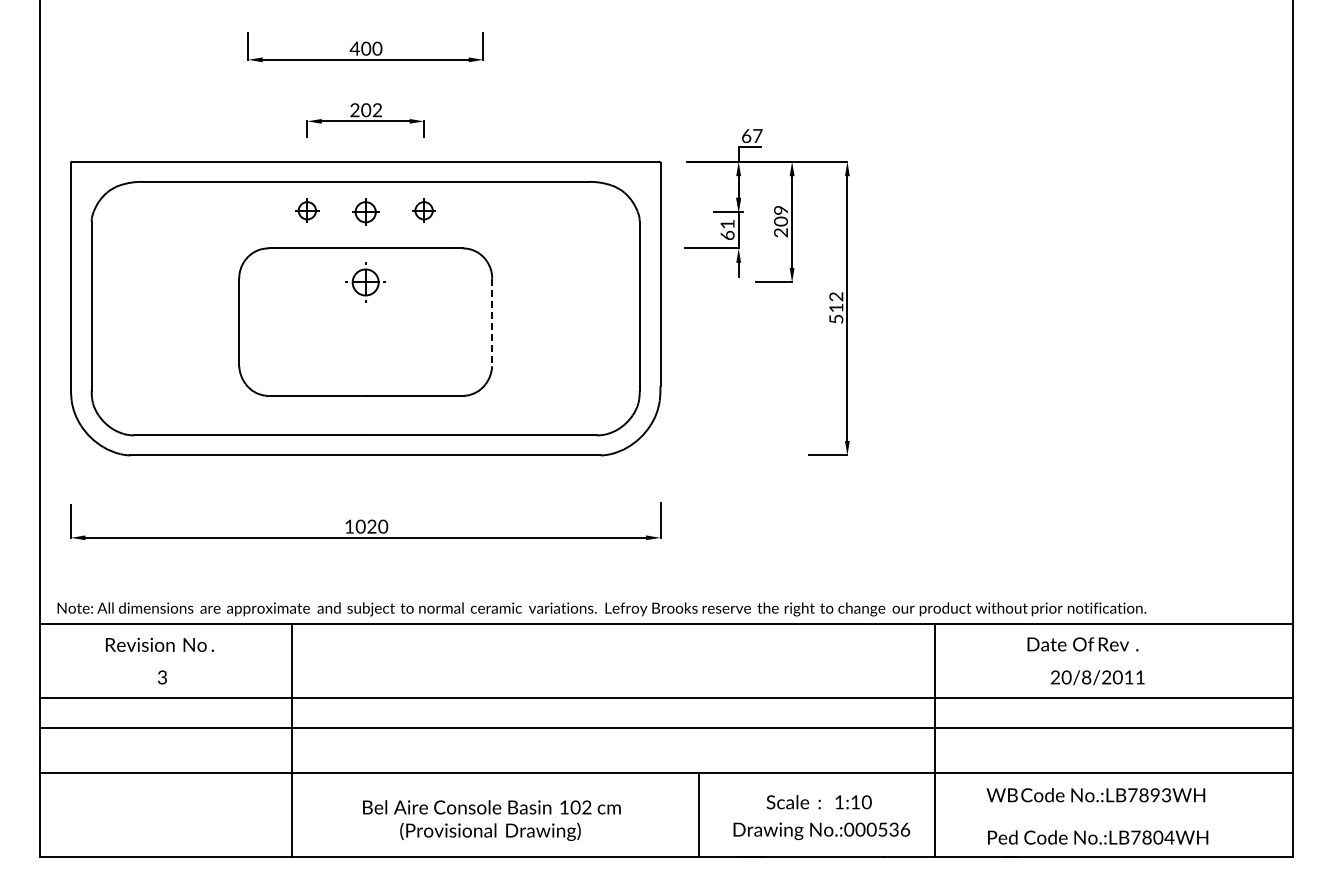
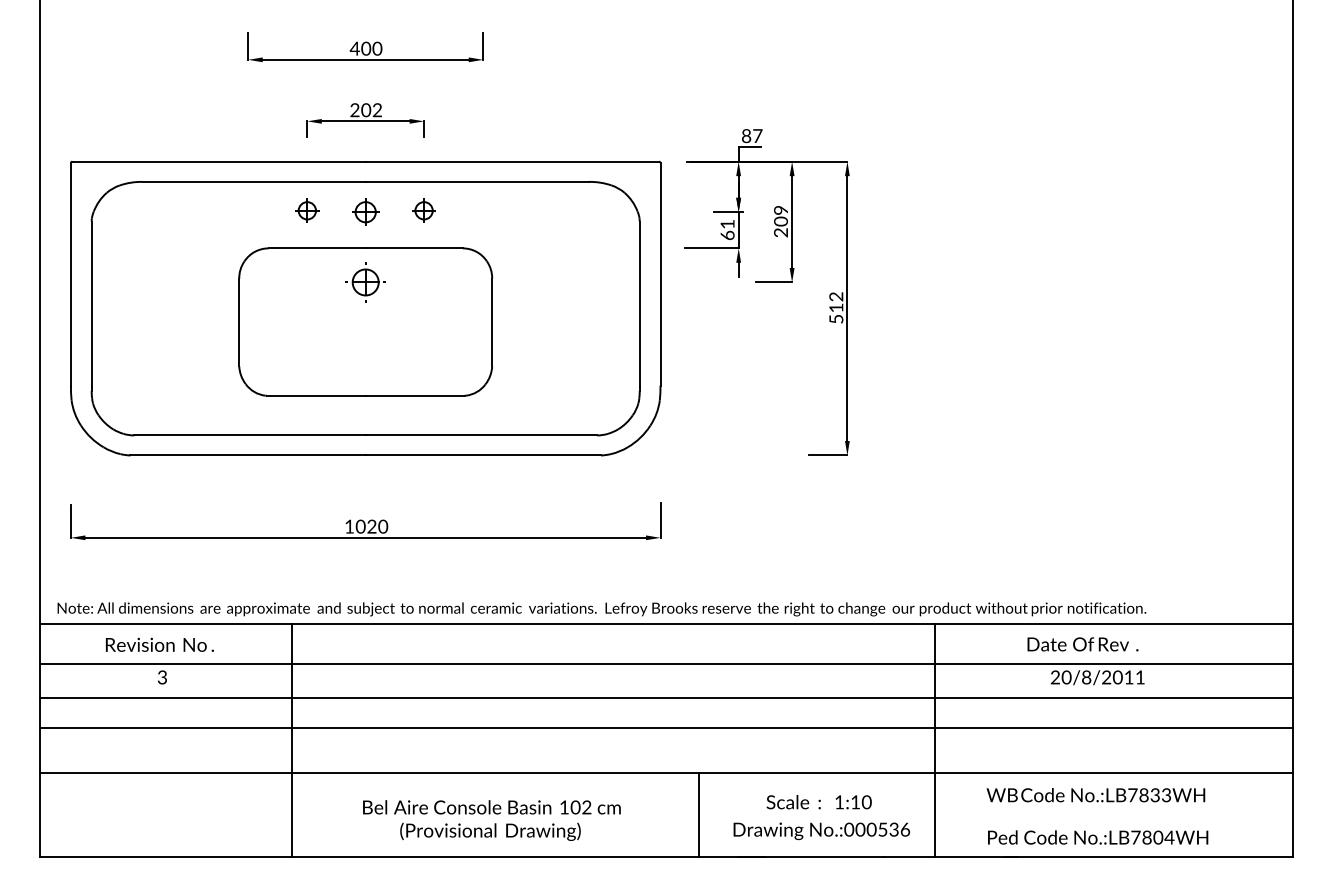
text: 67 -> 87 (746, 135)
line: dashed -> solid (492, 322)
line: none -> present (666, 663)
text: No.:LB7893WH -> No.:LB7833WH (1154, 795)
